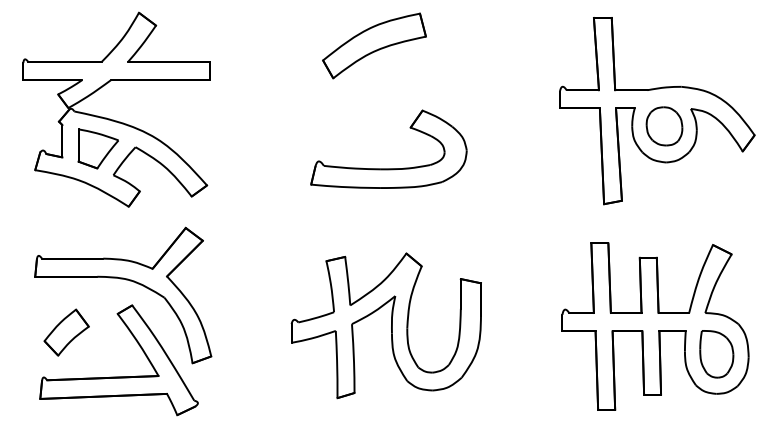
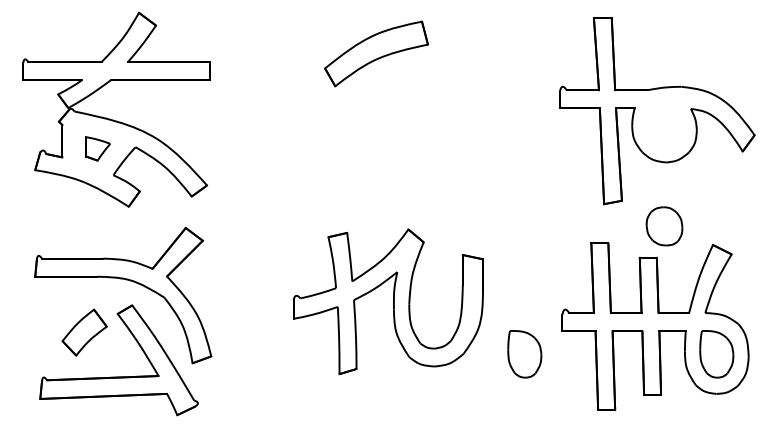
part position: (374, 45) -> (376, 53) (376, 53)
part position: (664, 126) -> (664, 226) (664, 226)
part size: 42x42 px -> 26x26 px (97, 148)
part: present -> none (388, 168)
part position: (385, 325) -> (387, 301) (387, 301)
part position: (66, 332) -> (84, 332) (84, 332)
part: none -> present (524, 354)
